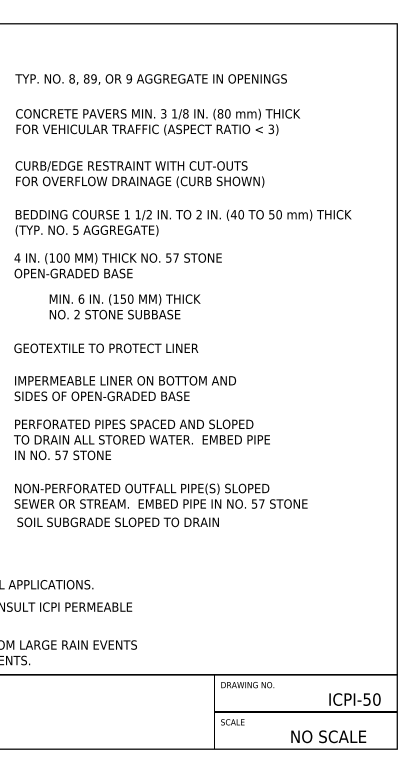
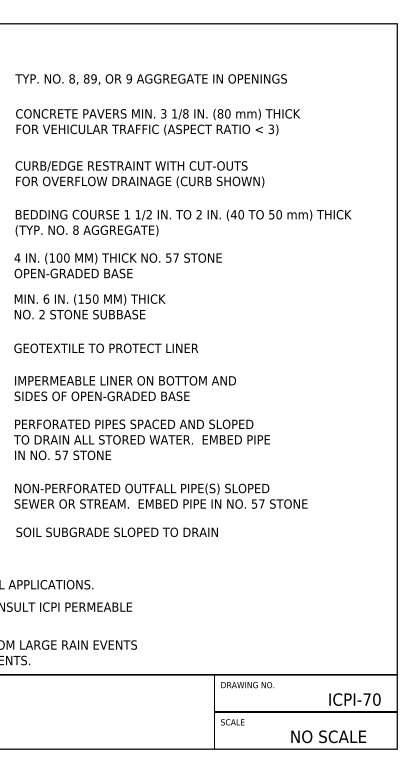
text: 5 -> 8 (75, 229)
text position: (124, 306) -> (89, 306) (89, 306)
text position: (117, 522) -> (116, 532) (116, 532)
text: ICPI-50 -> ICPI-70 (366, 699)
